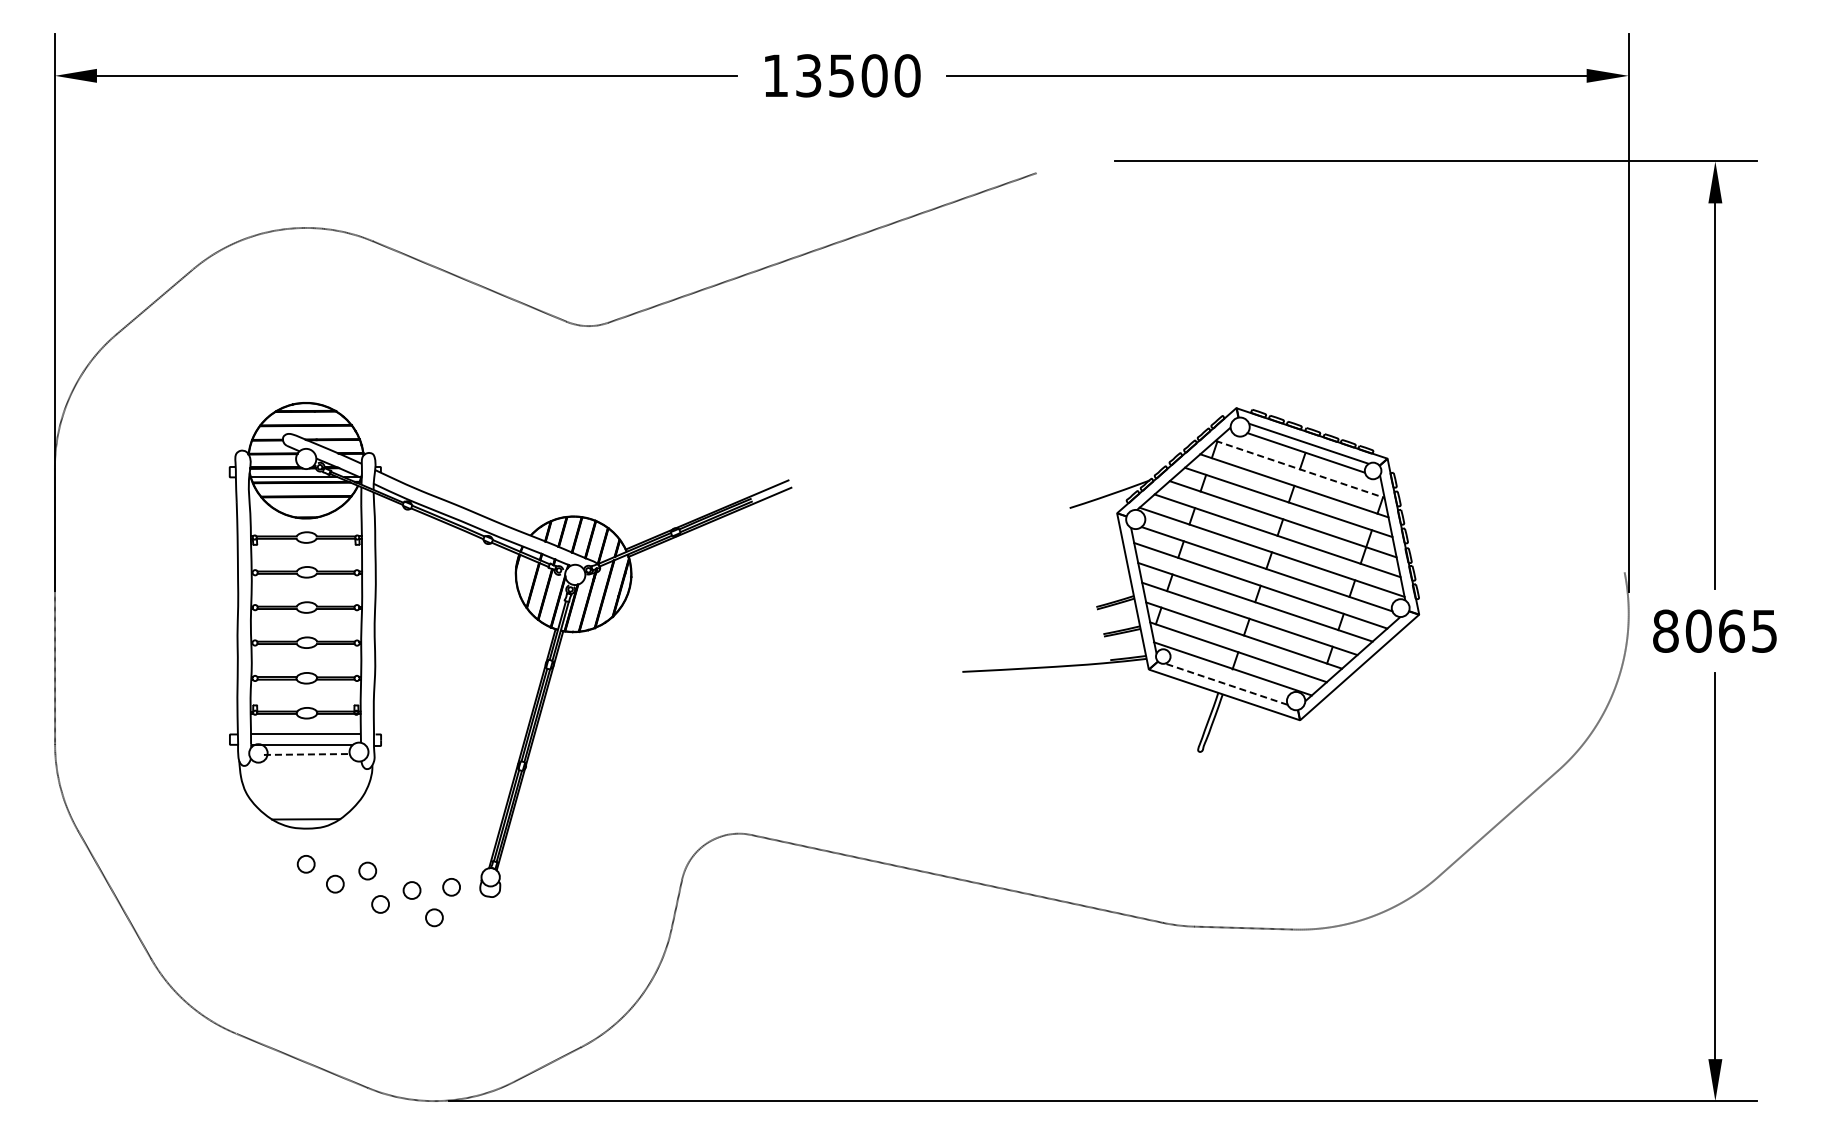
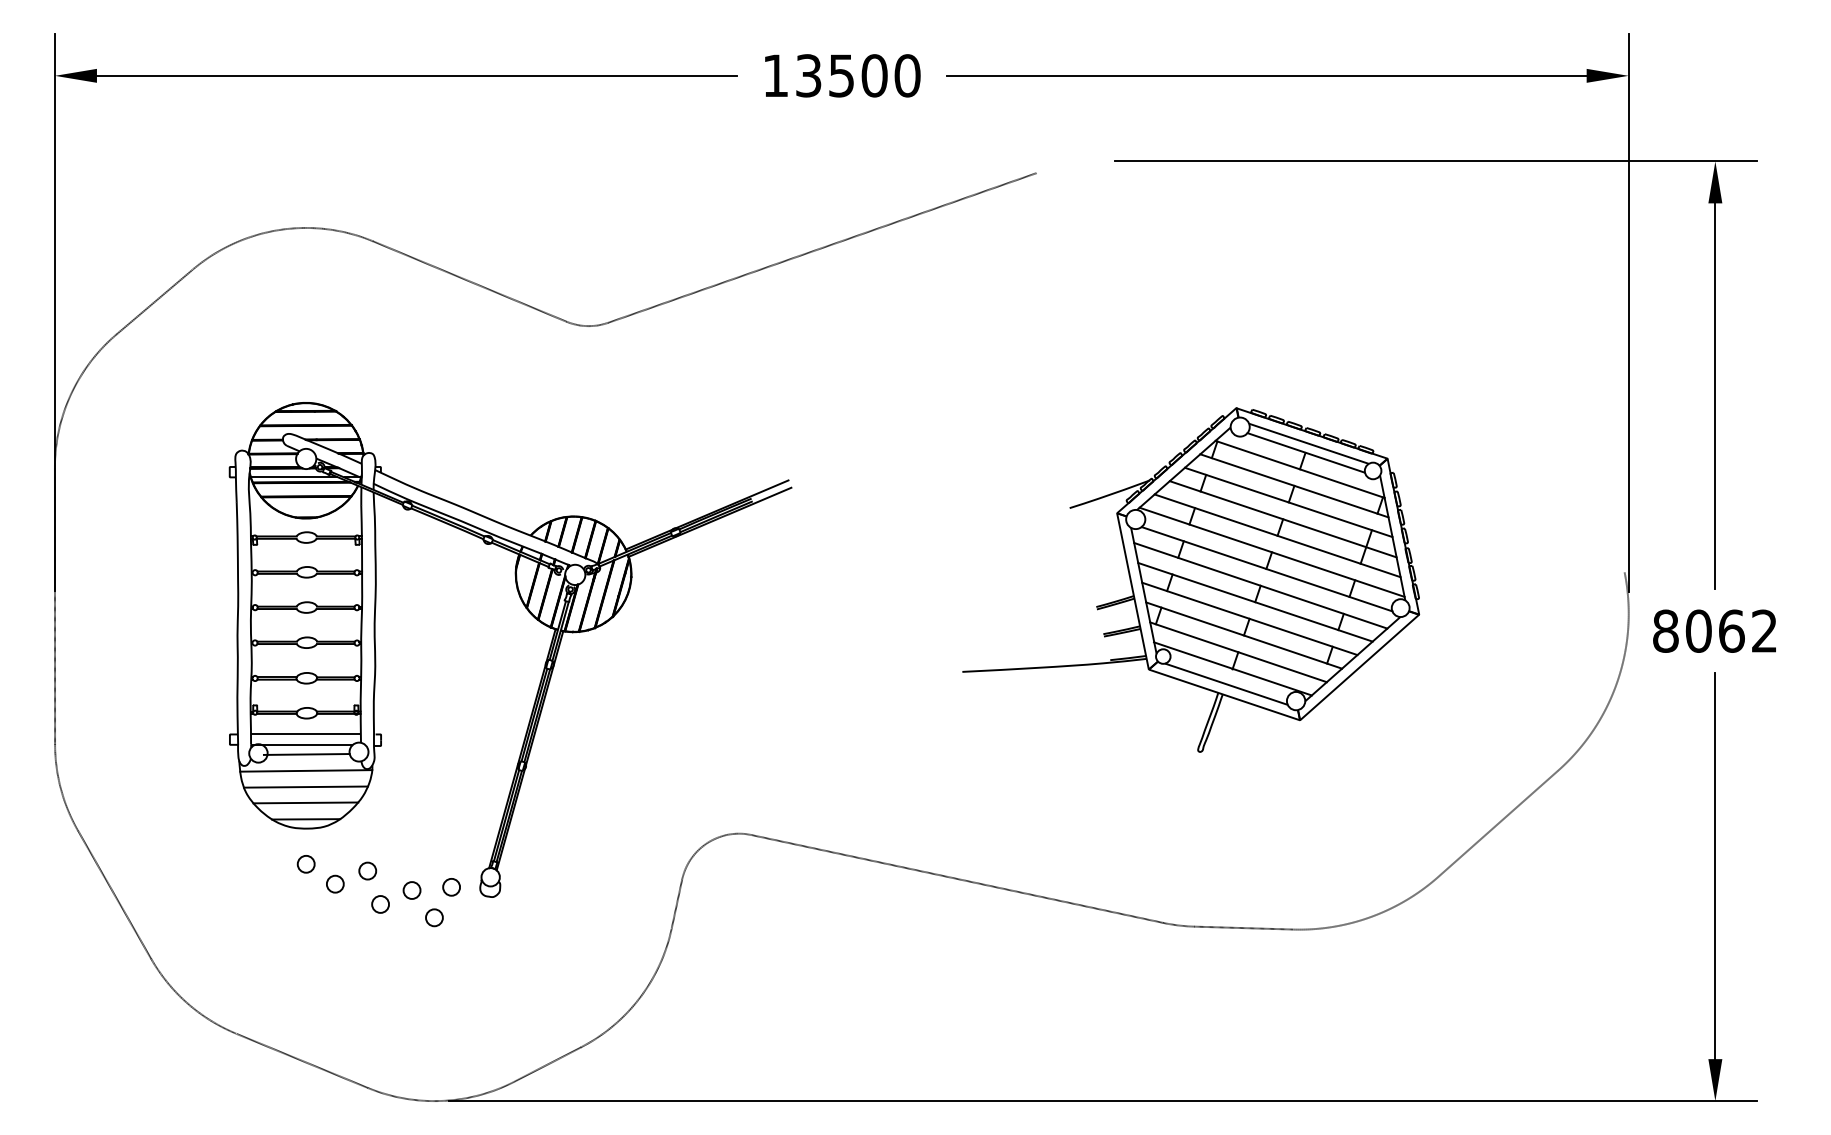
line: dashed -> solid (1300, 469)
text: 8065 -> 8062 (1764, 630)
line: dashed -> solid (1226, 684)
line: dashed -> solid (306, 754)
line: none -> present (306, 770)
line: none -> present (305, 786)
line: none -> present (305, 802)
